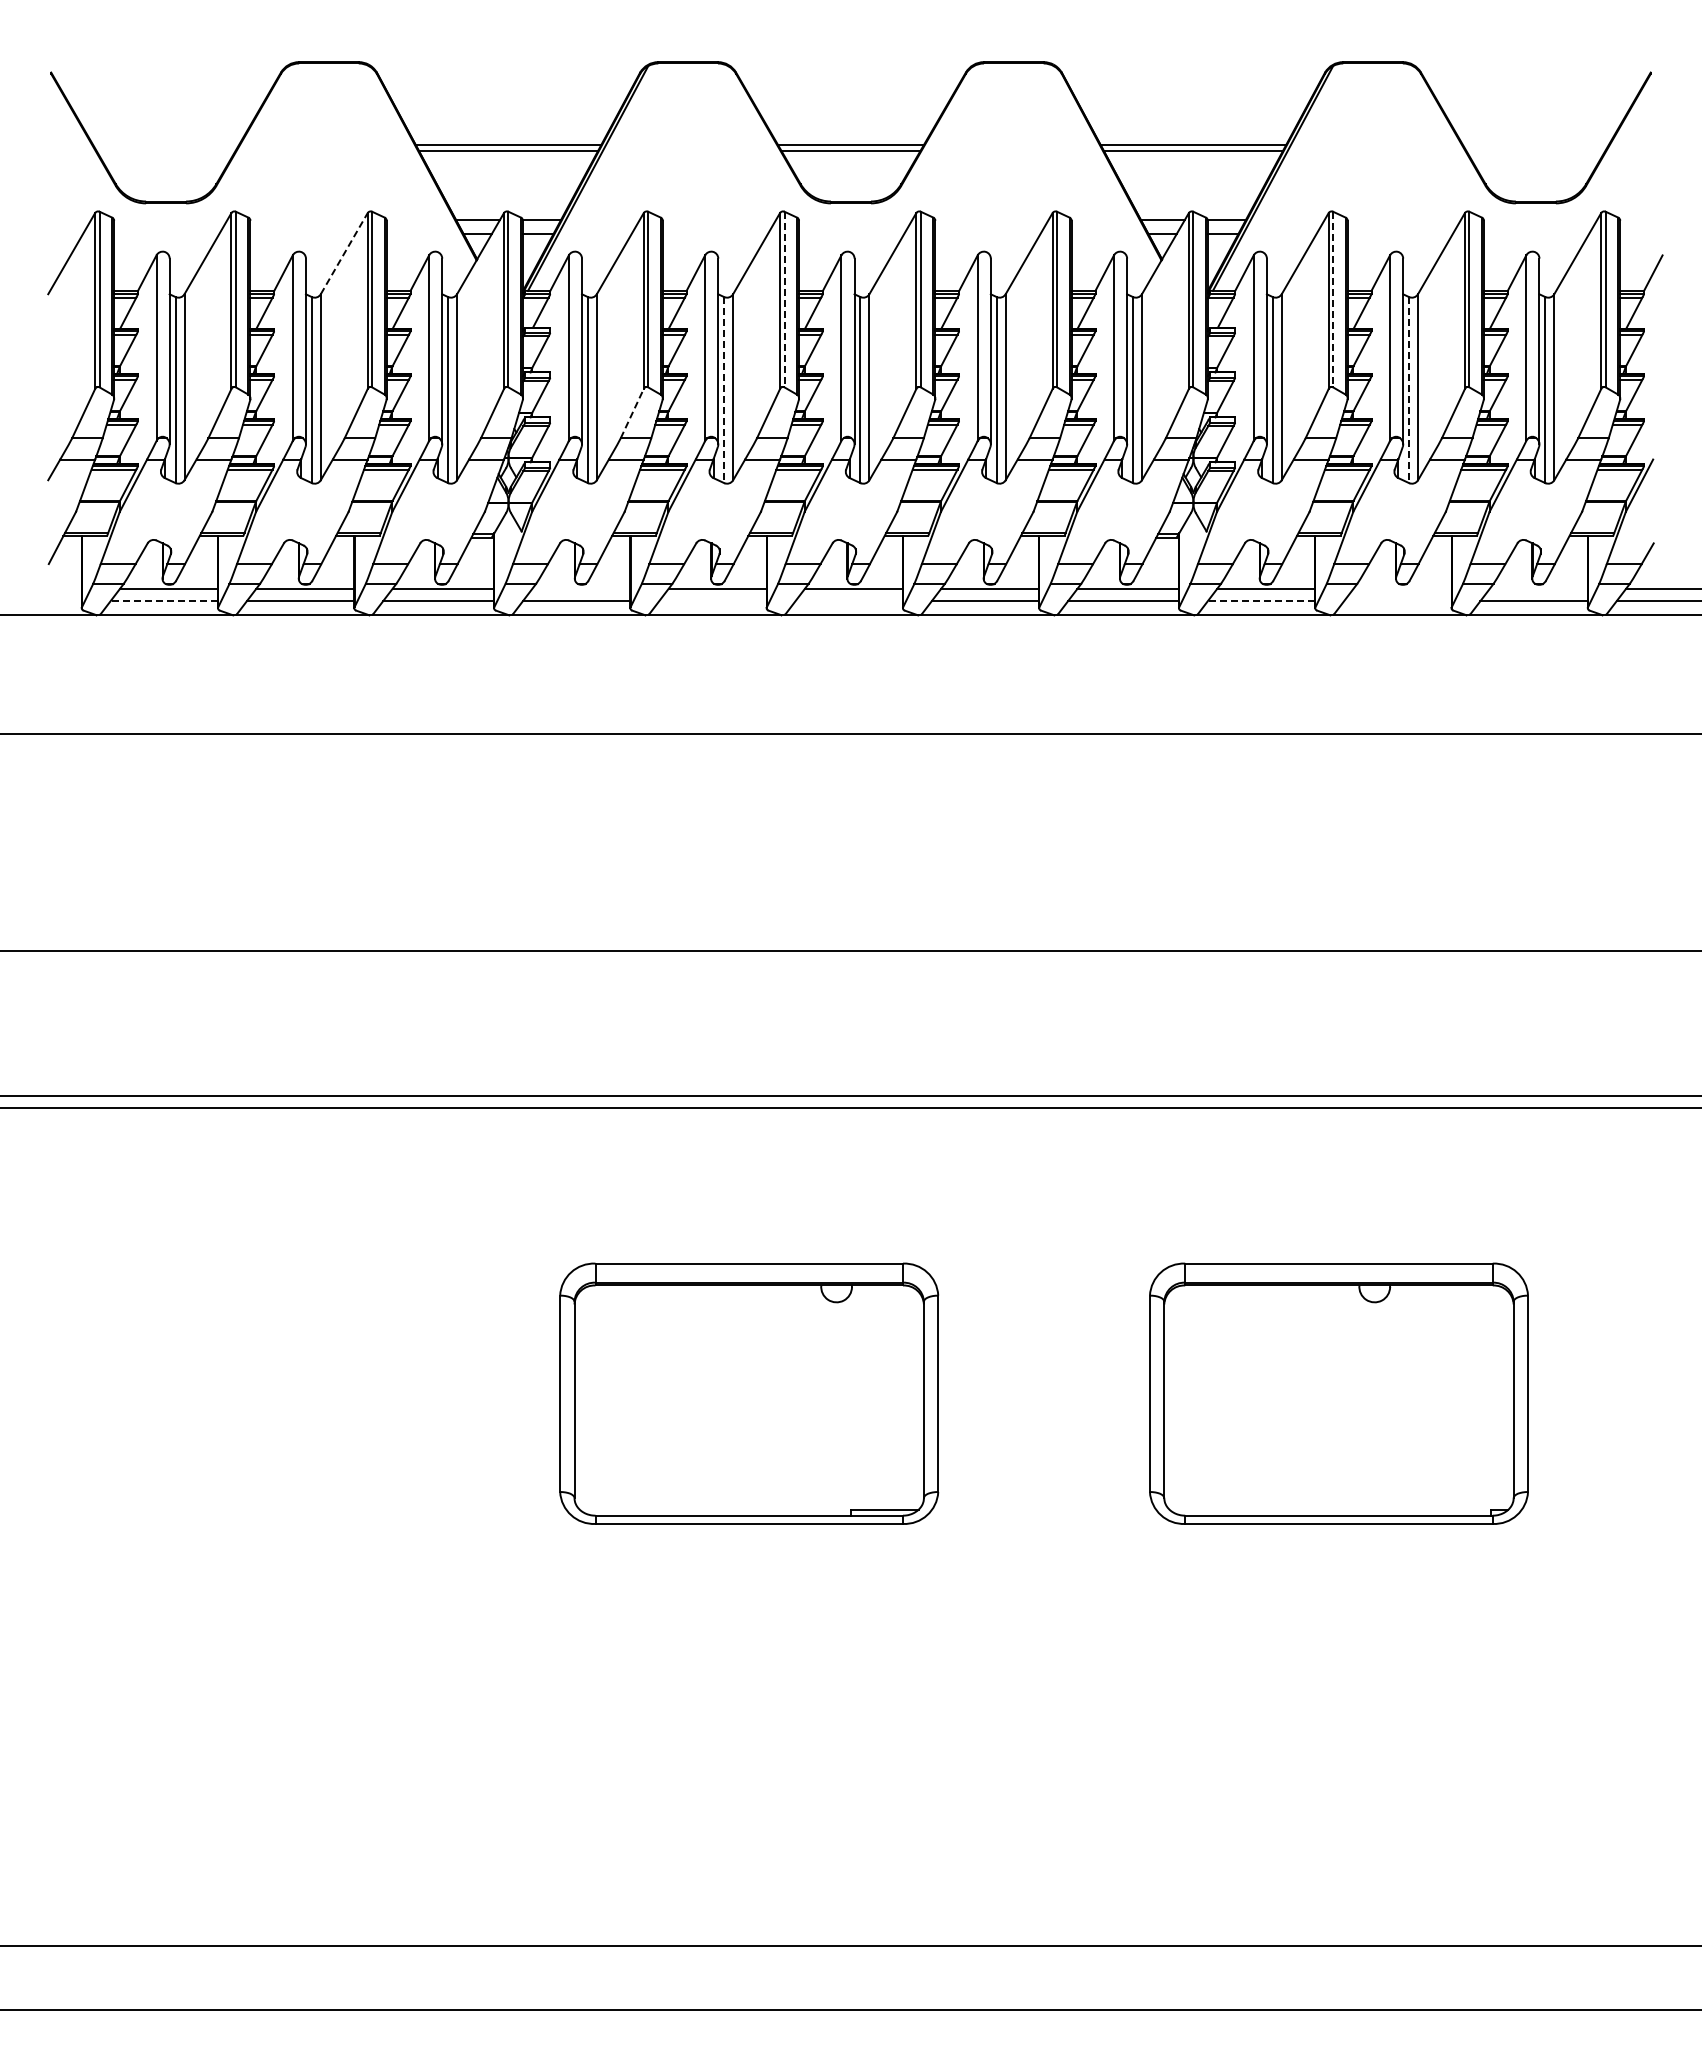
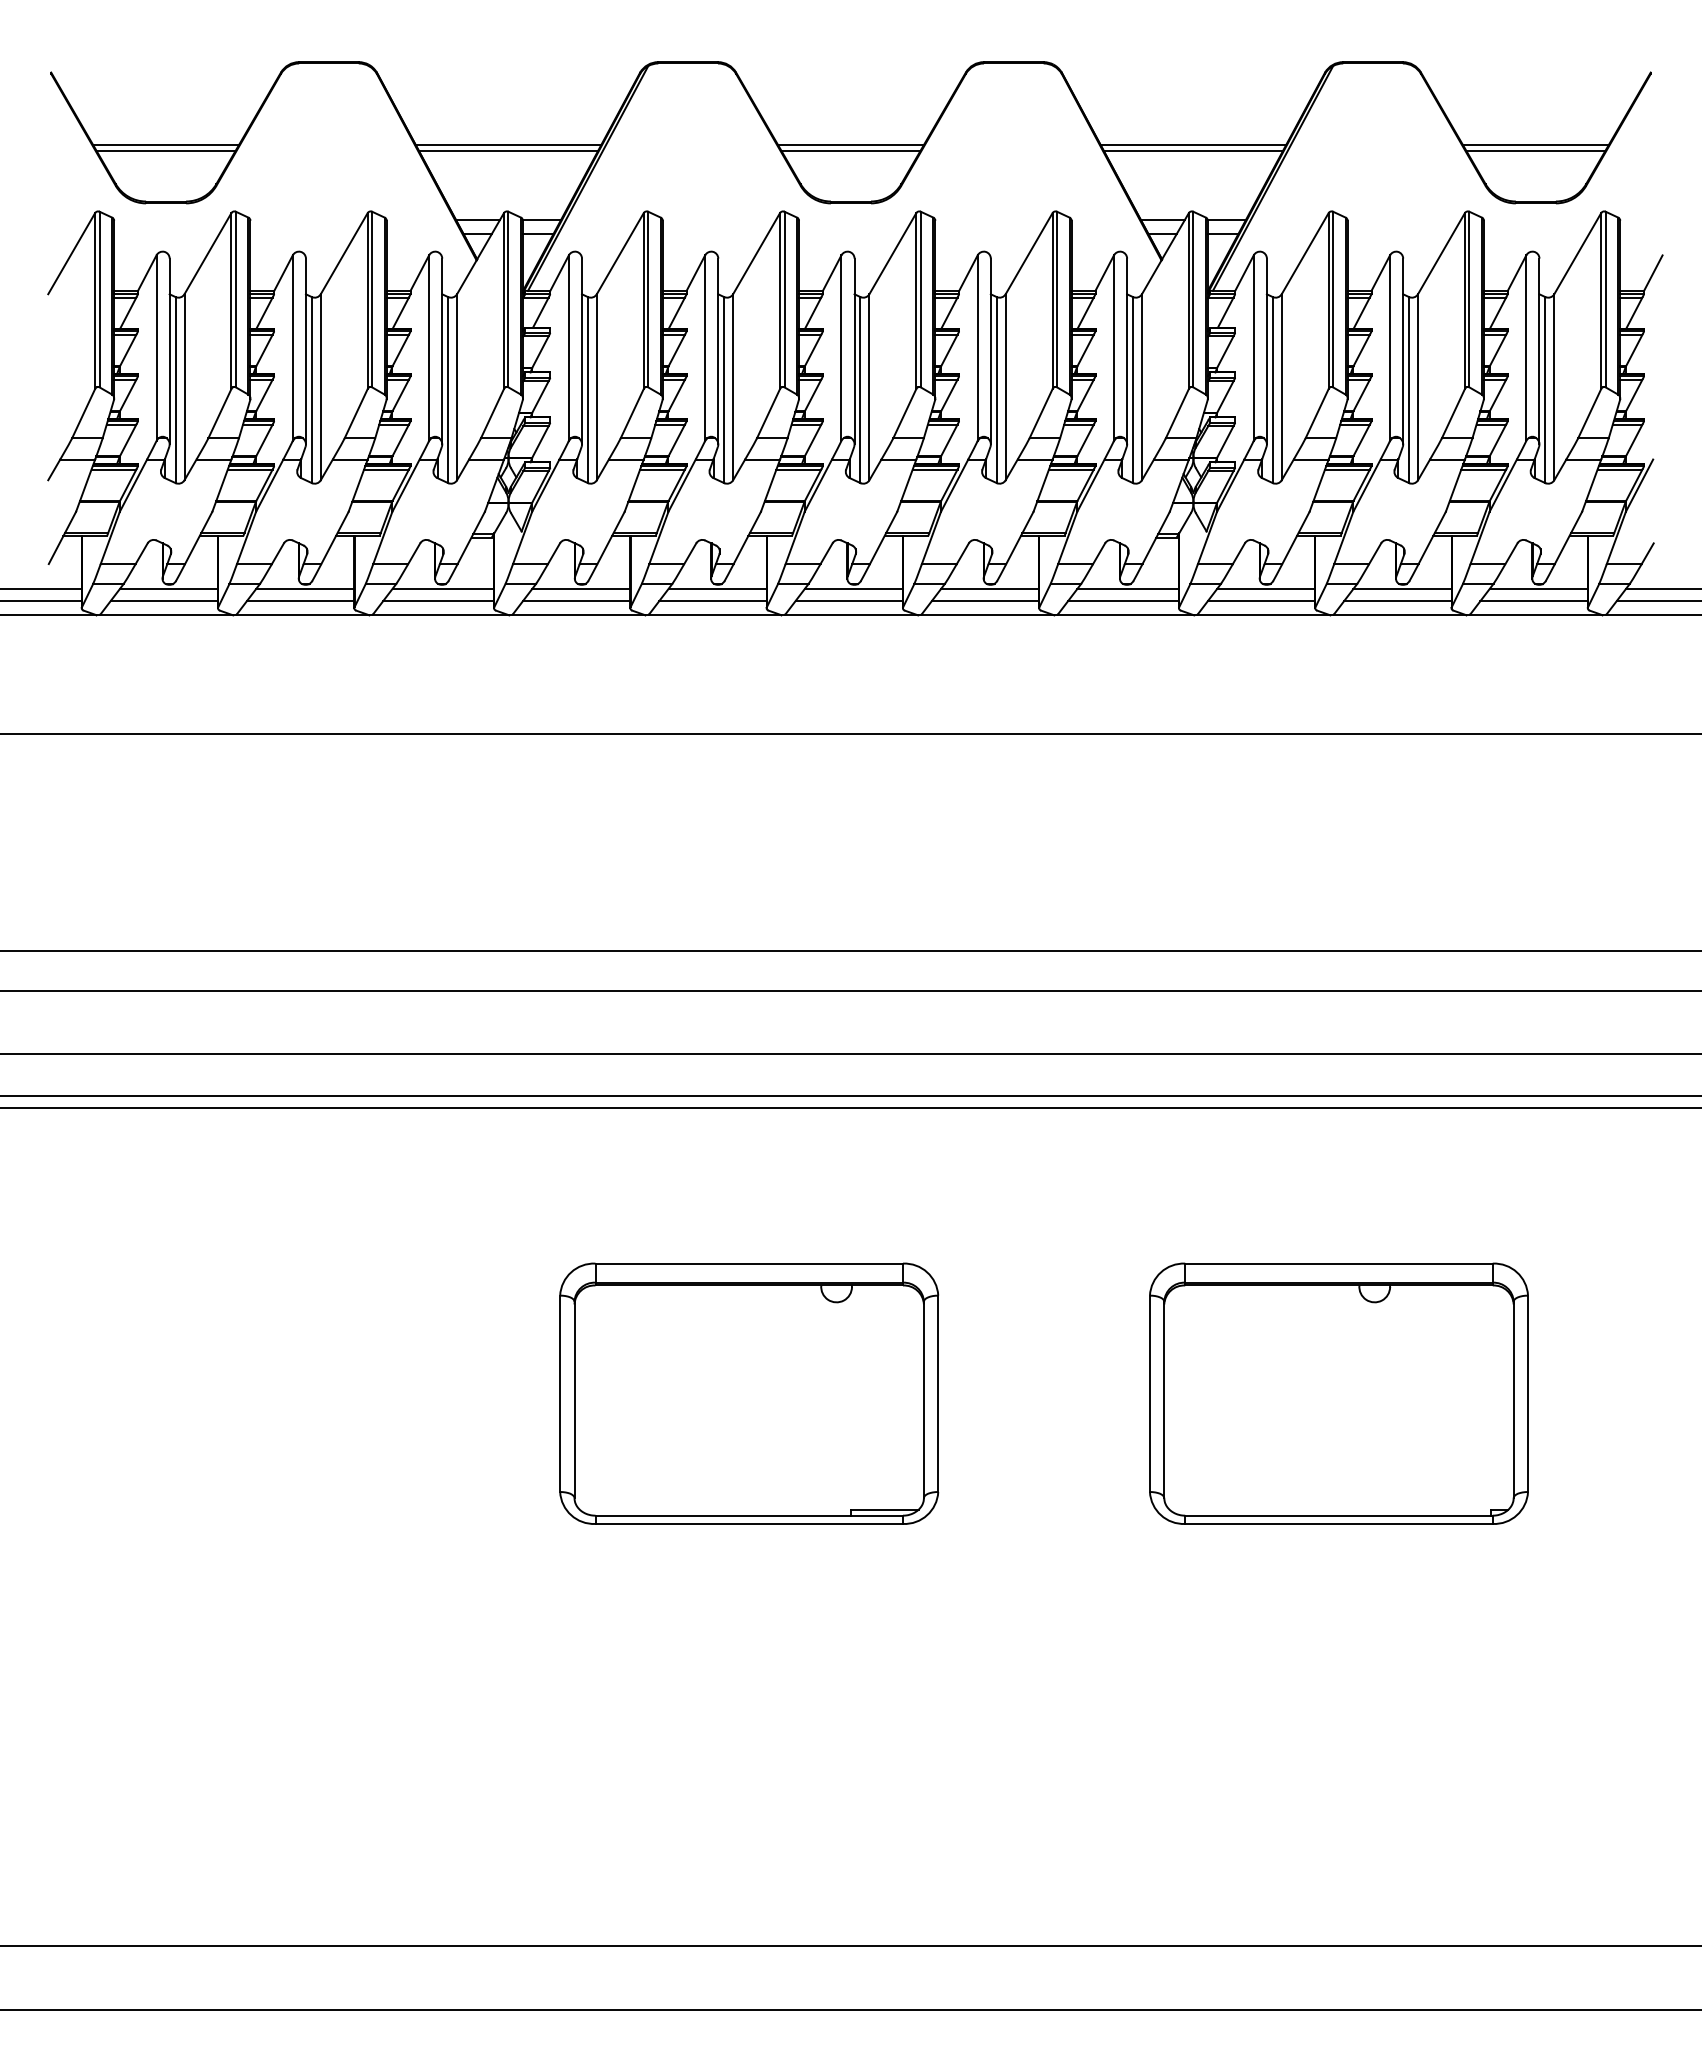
line: none -> present (166, 144)
line: none -> present (1535, 144)
line: none -> present (165, 150)
line: none -> present (1535, 150)
line: dashed -> solid (344, 253)
line: dashed -> solid (784, 299)
line: dashed -> solid (1333, 299)
line: dashed -> solid (724, 390)
line: dashed -> solid (1409, 390)
line: dashed -> solid (632, 413)
line: none -> present (41, 588)
line: none -> present (581, 588)
line: none -> present (1402, 588)
line: none -> present (1538, 588)
line: none -> present (41, 601)
line: dashed -> solid (164, 601)
line: none -> present (712, 601)
line: none -> present (848, 601)
line: dashed -> solid (1261, 601)
line: none -> present (1397, 601)
line: none -> present (850, 991)
line: none -> present (850, 1054)
